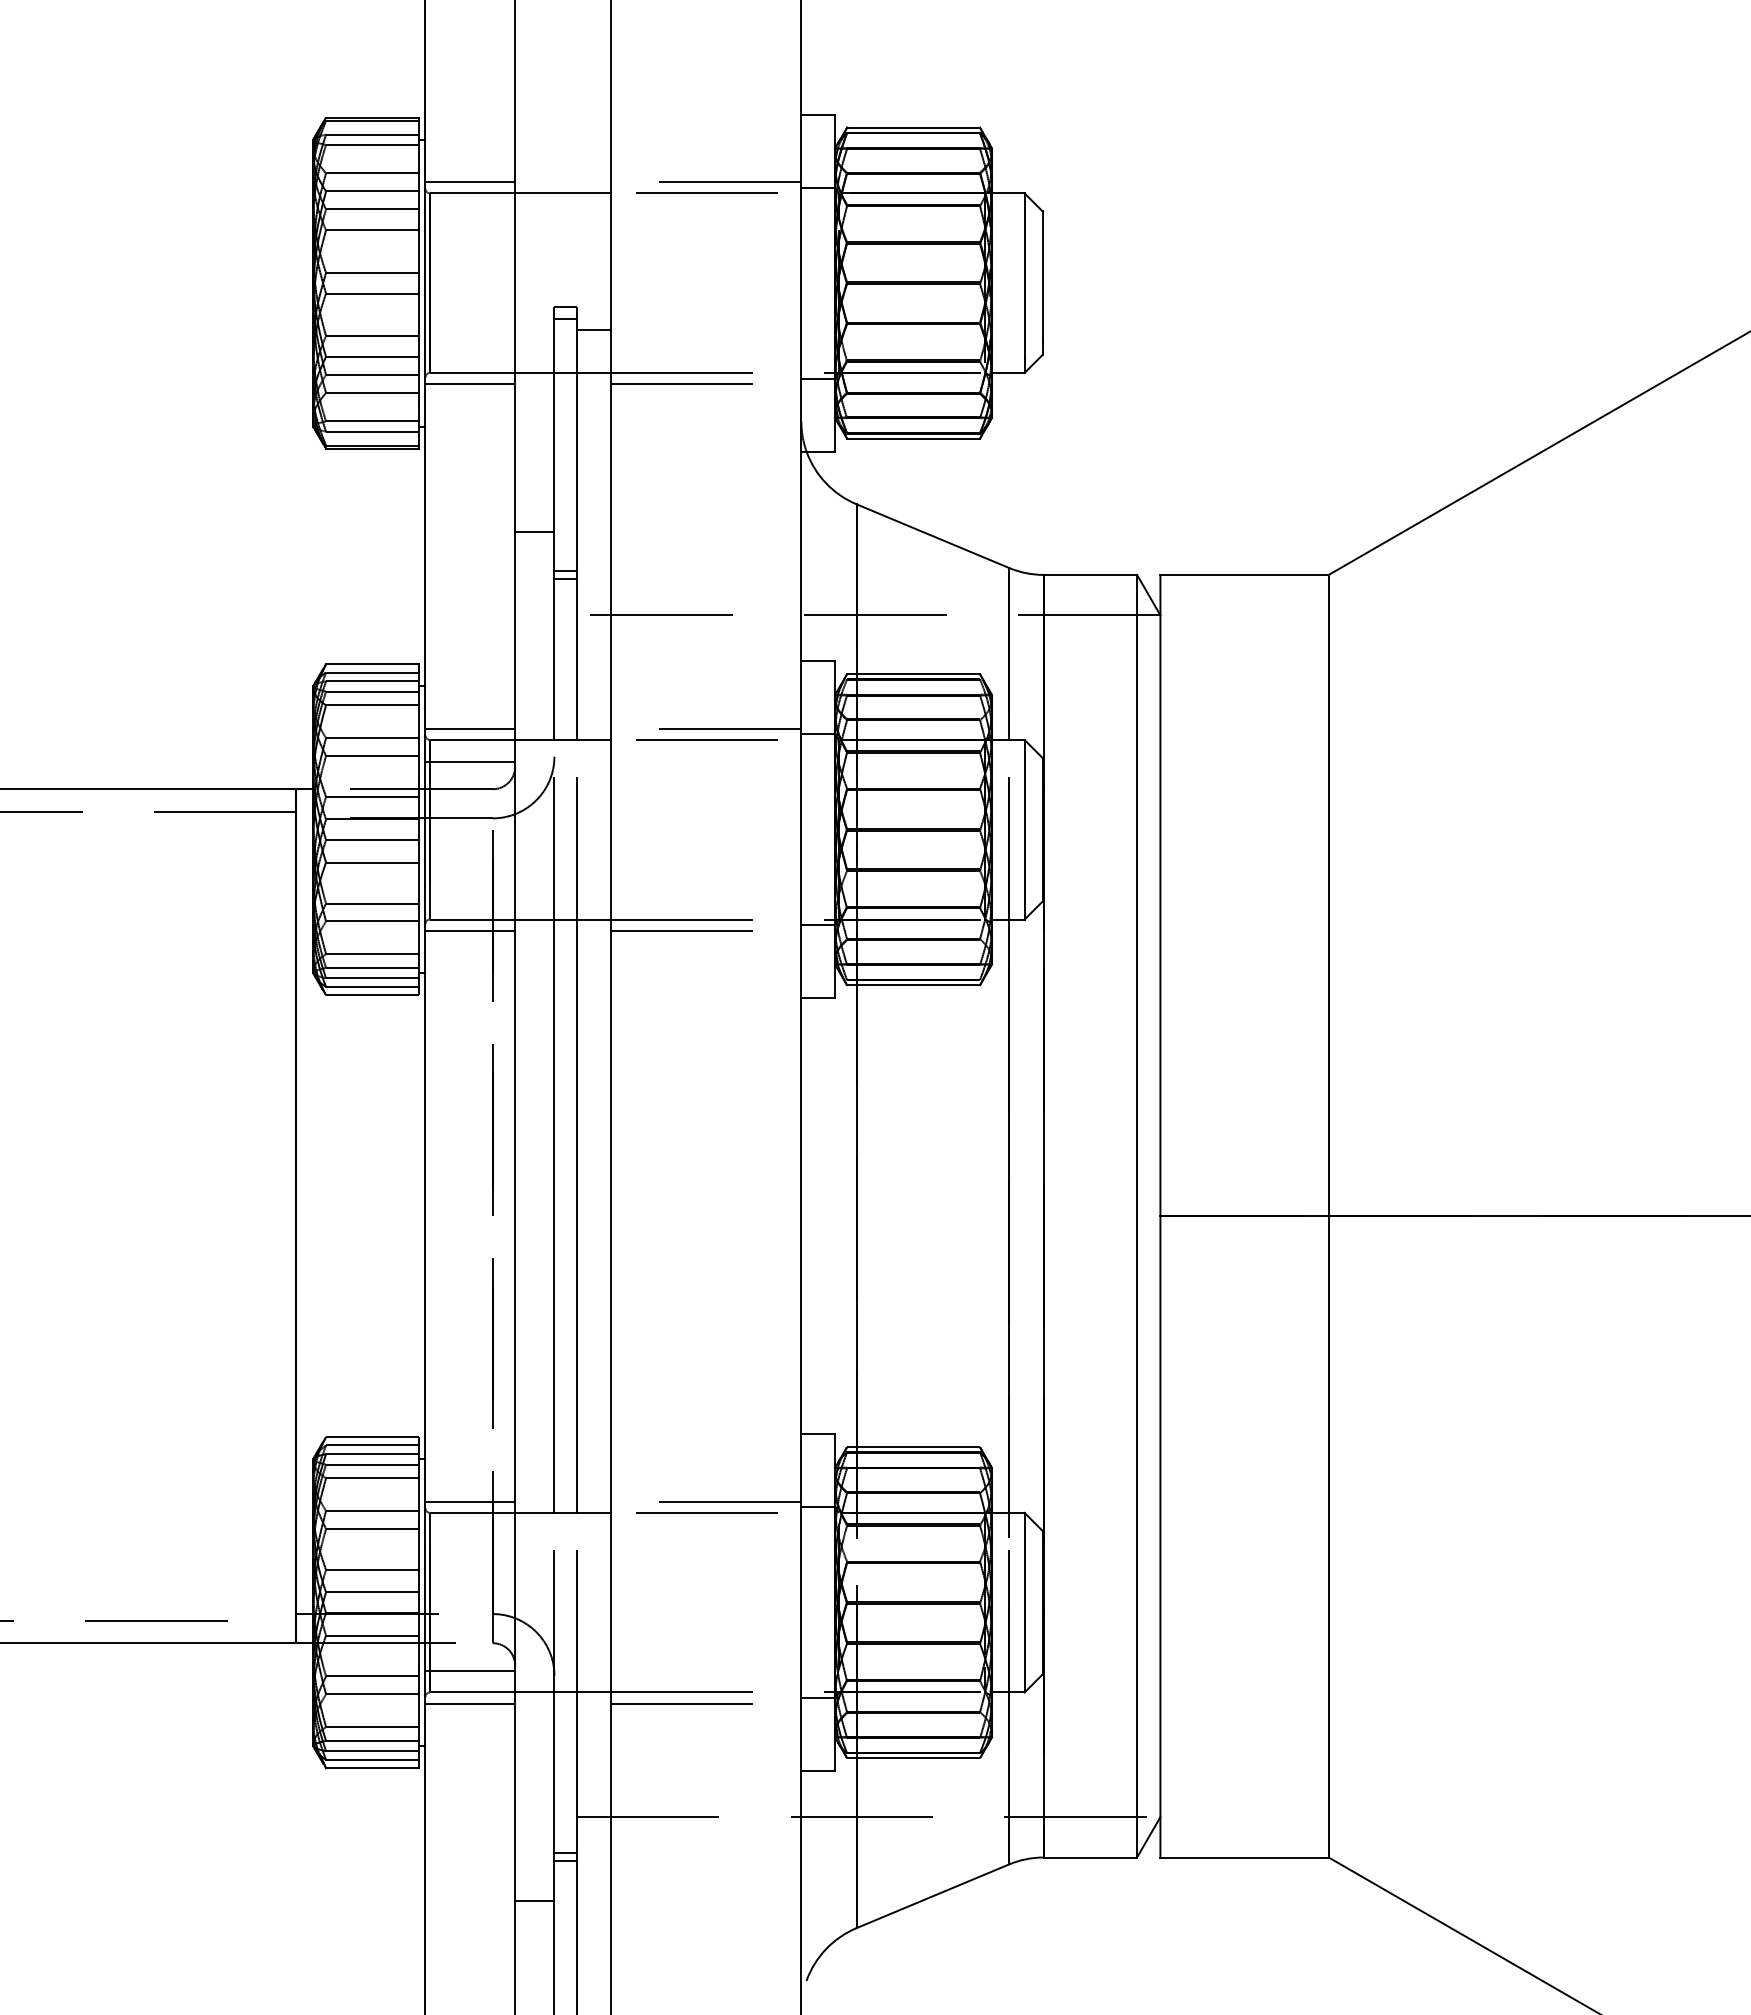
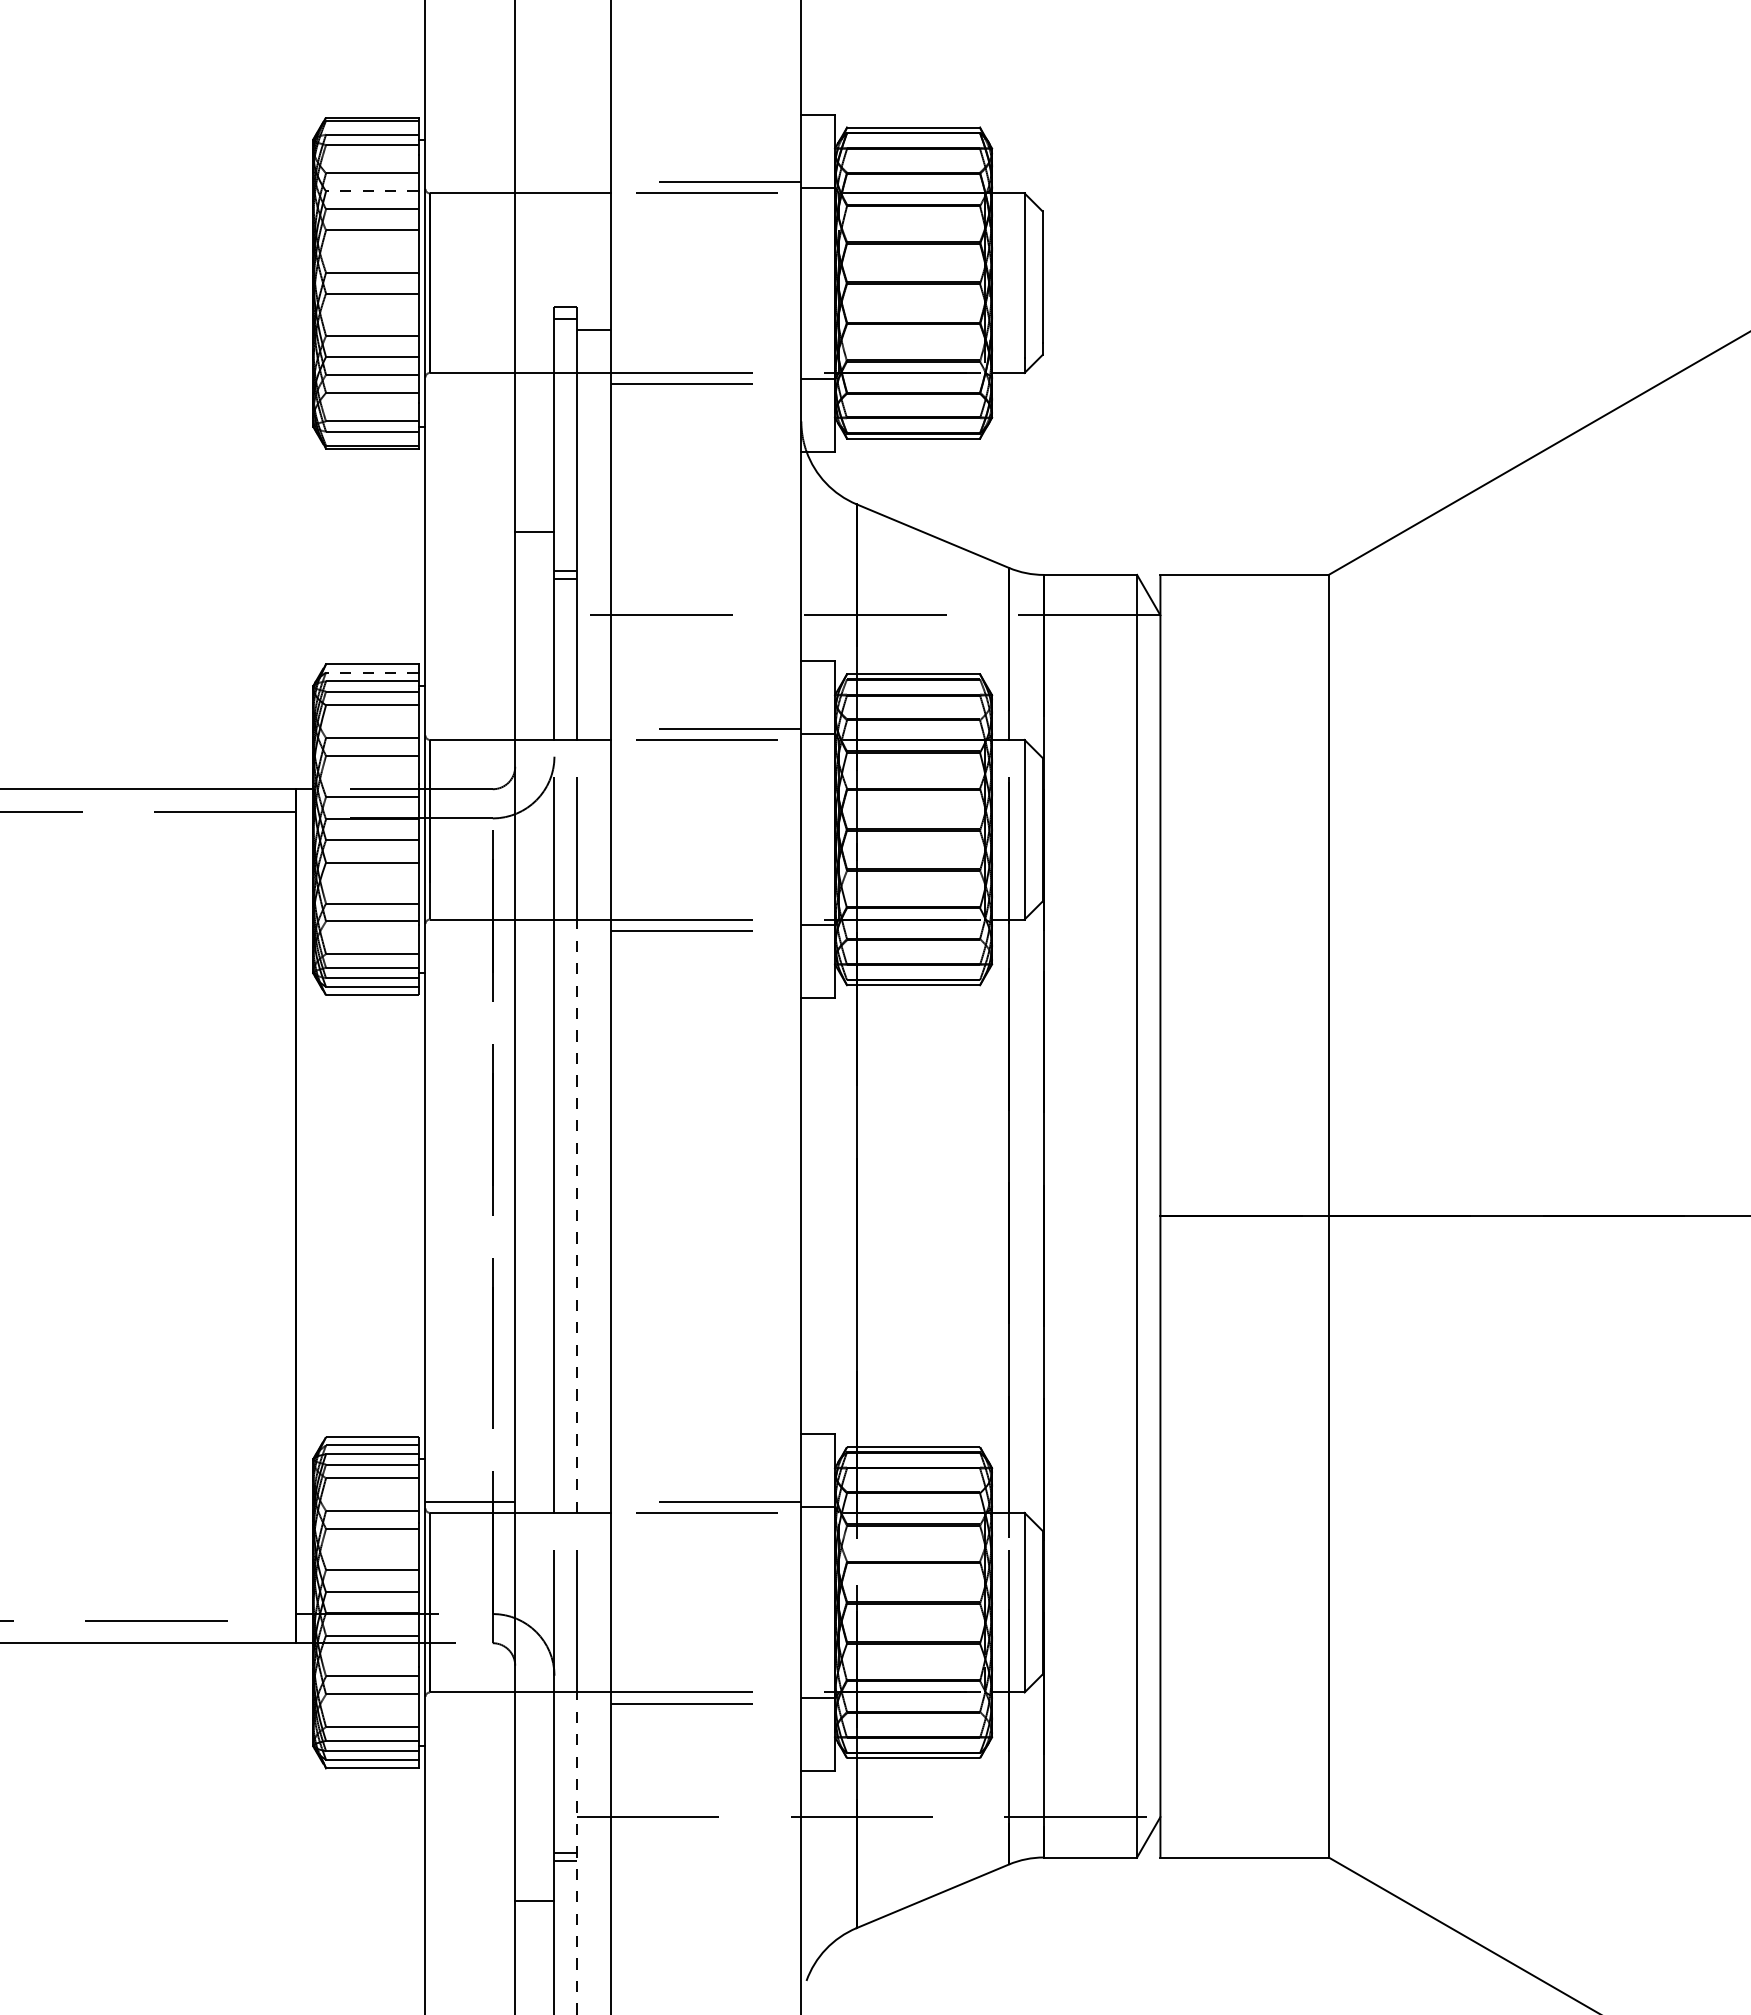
line: present -> none (470, 182)
line: solid -> dashed (371, 191)
line: present -> none (470, 384)
line: solid -> dashed (371, 672)
line: present -> none (470, 728)
line: present -> none (470, 761)
line: present -> none (470, 930)
line: solid -> dashed (576, 1216)
line: present -> none (470, 1670)
line: present -> none (470, 1703)
line: solid -> dashed (576, 1853)
